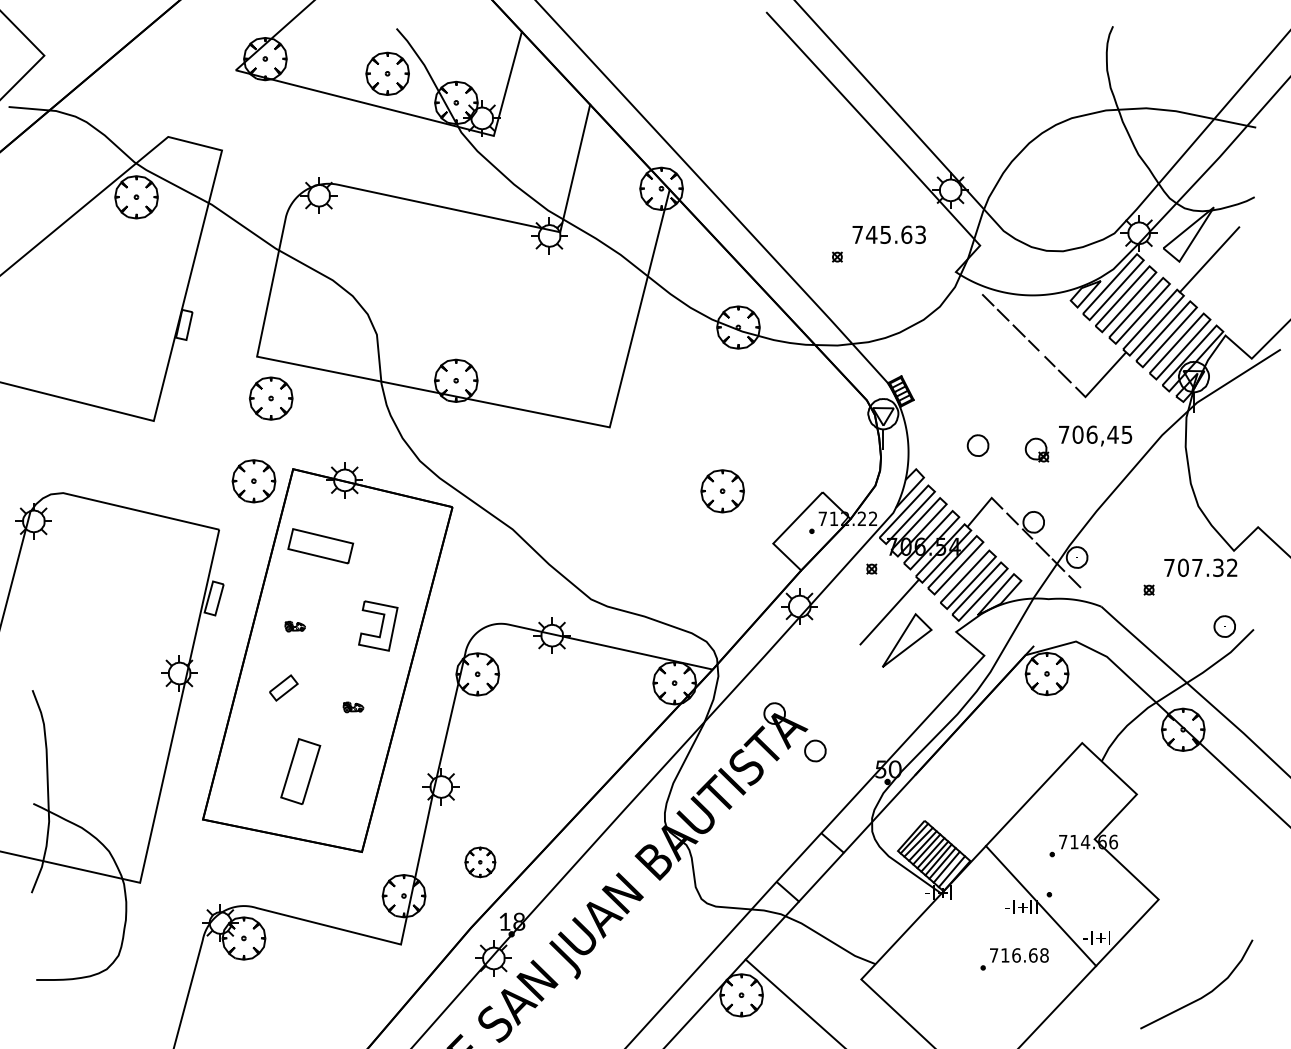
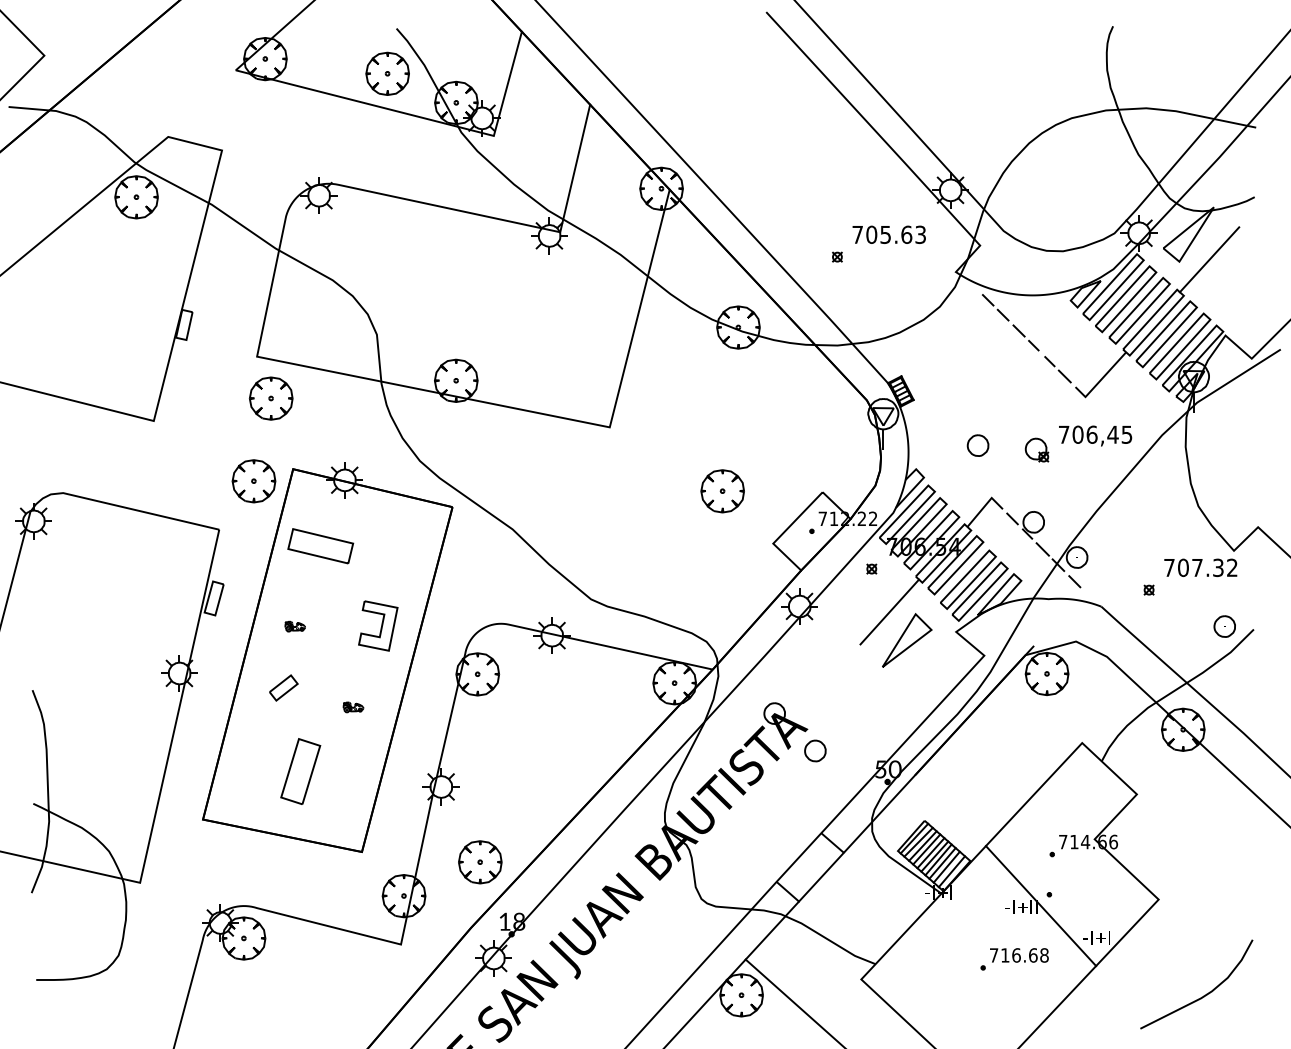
text: 745.63 -> 705.63 (871, 234)
part size: 33x33 px -> 45x45 px (480, 862)
